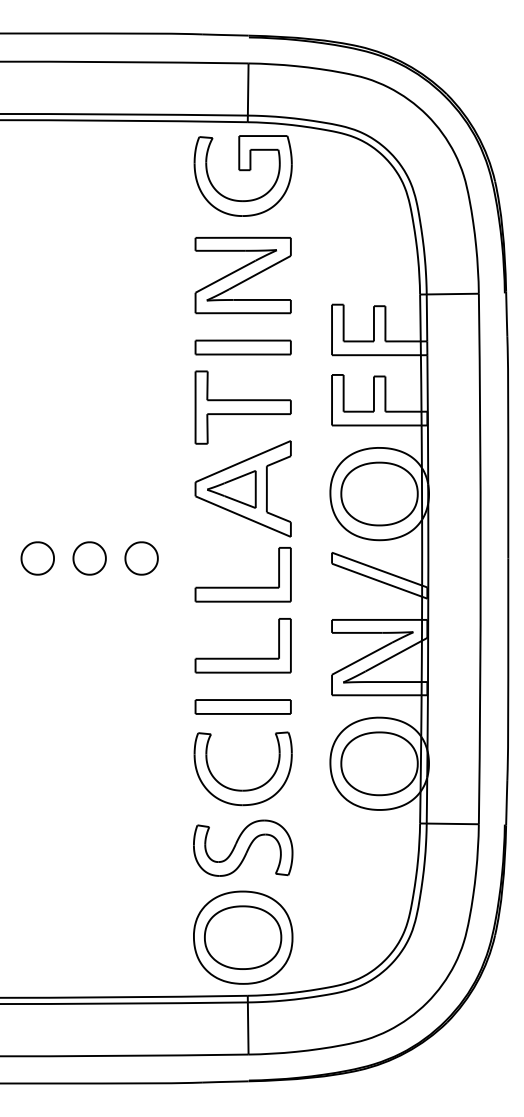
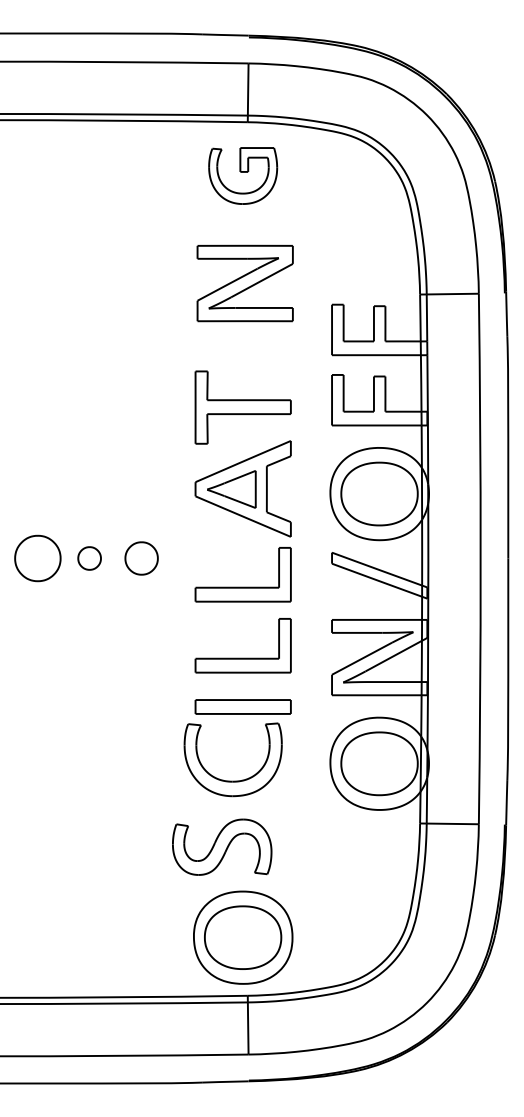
part size: 100x82 px -> 71x58 px (243, 175)
part position: (242, 275) -> (244, 283) (244, 283)
part: present -> none (242, 347)
part size: 35x35 px -> 48x49 px (37, 558)
part size: 35x35 px -> 25x25 px (89, 558)
part position: (242, 789) -> (232, 780) (232, 780)
part position: (243, 847) -> (222, 846) (222, 846)
